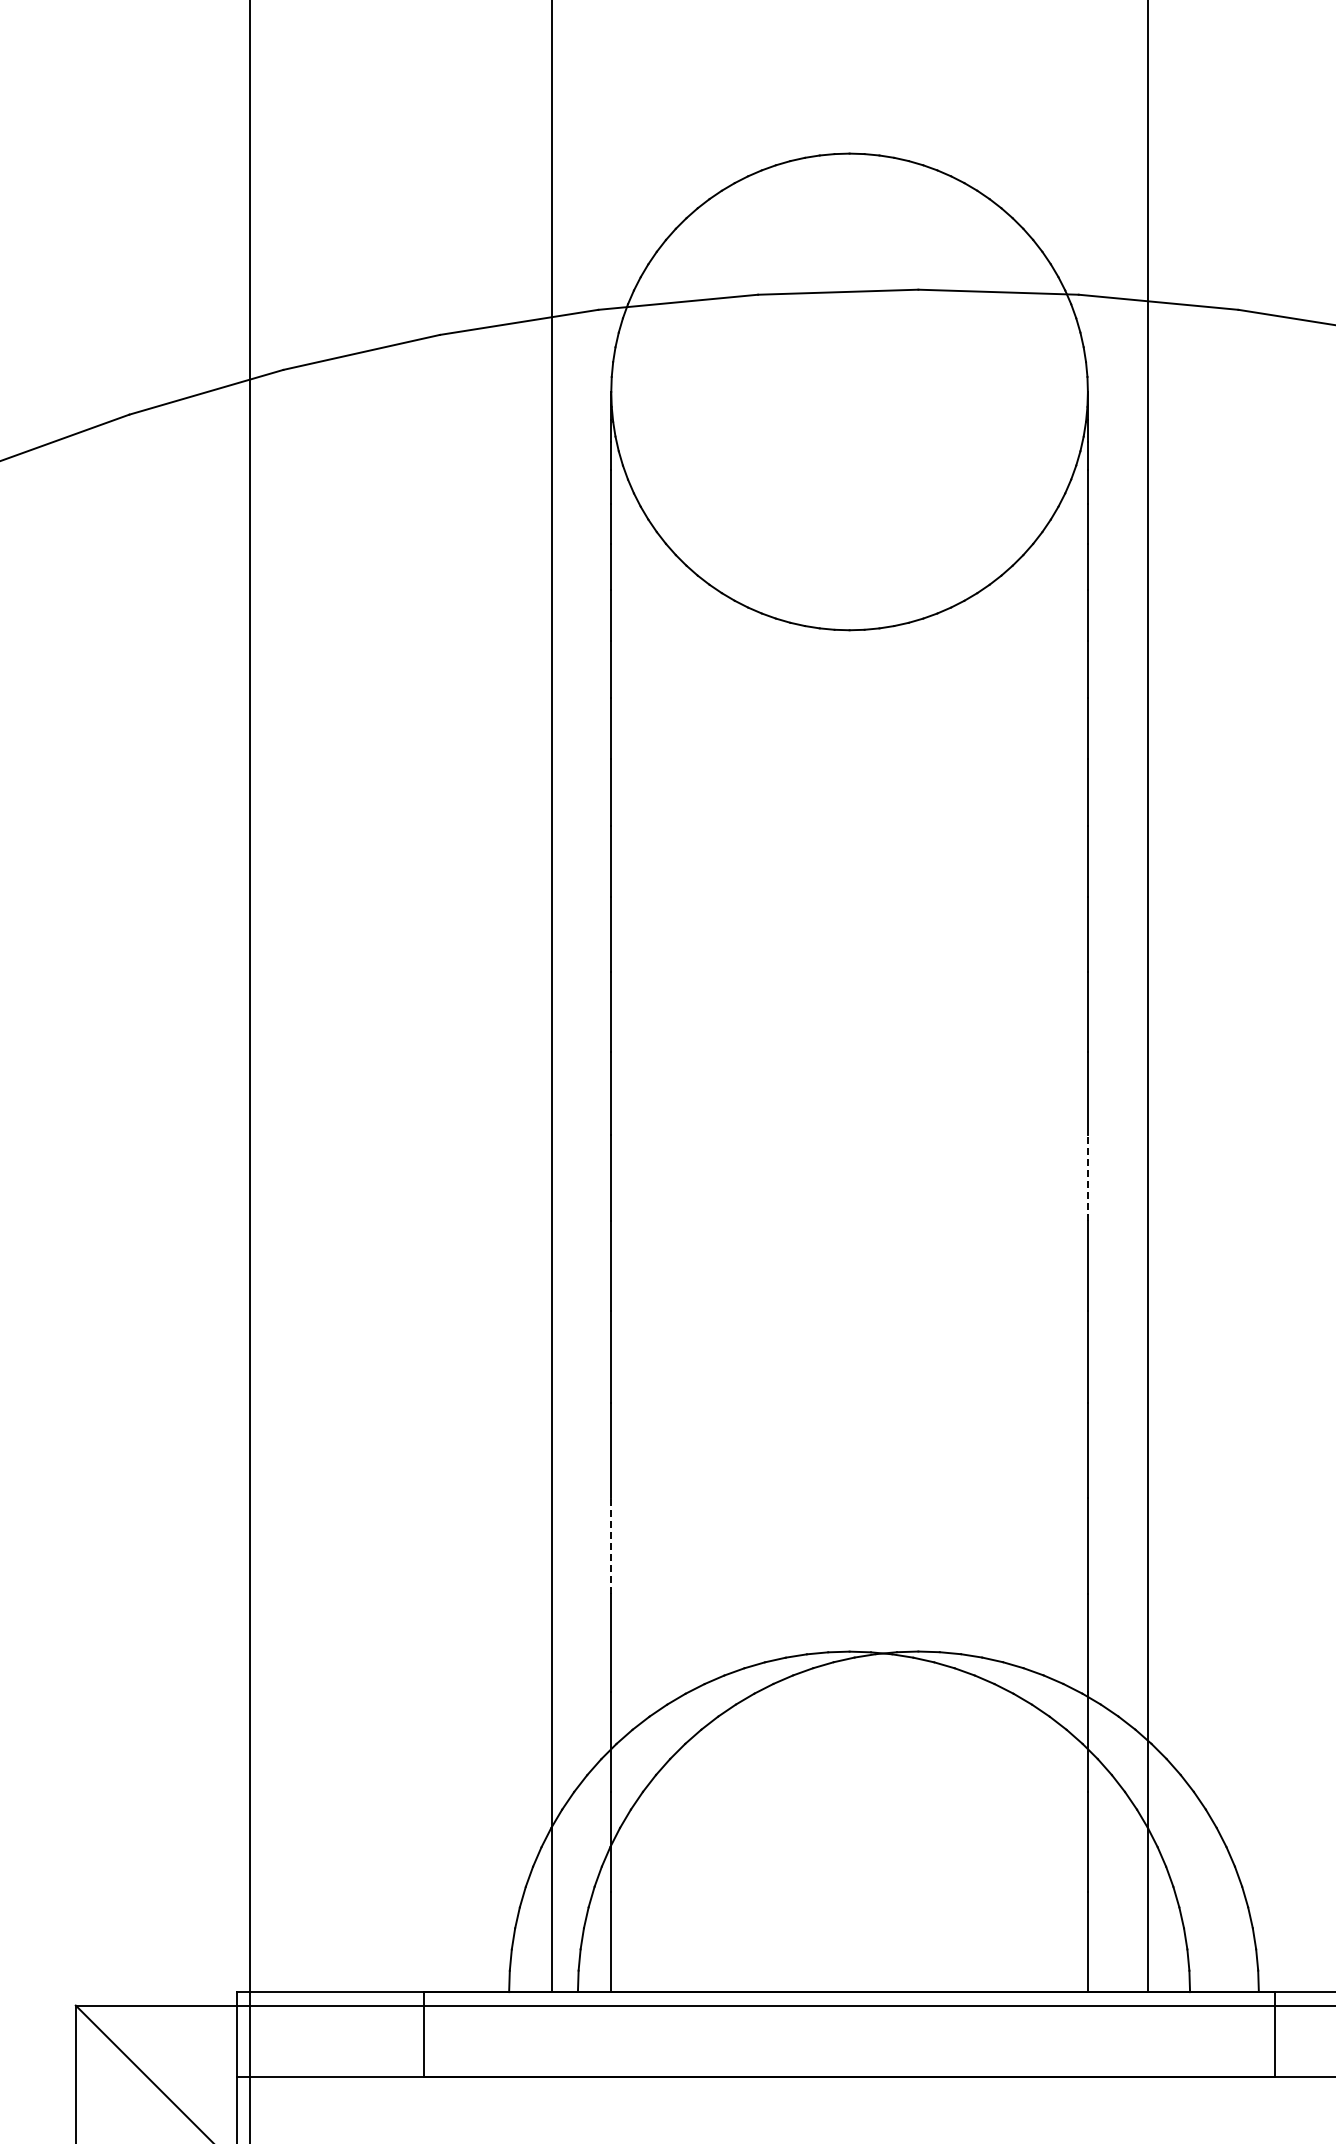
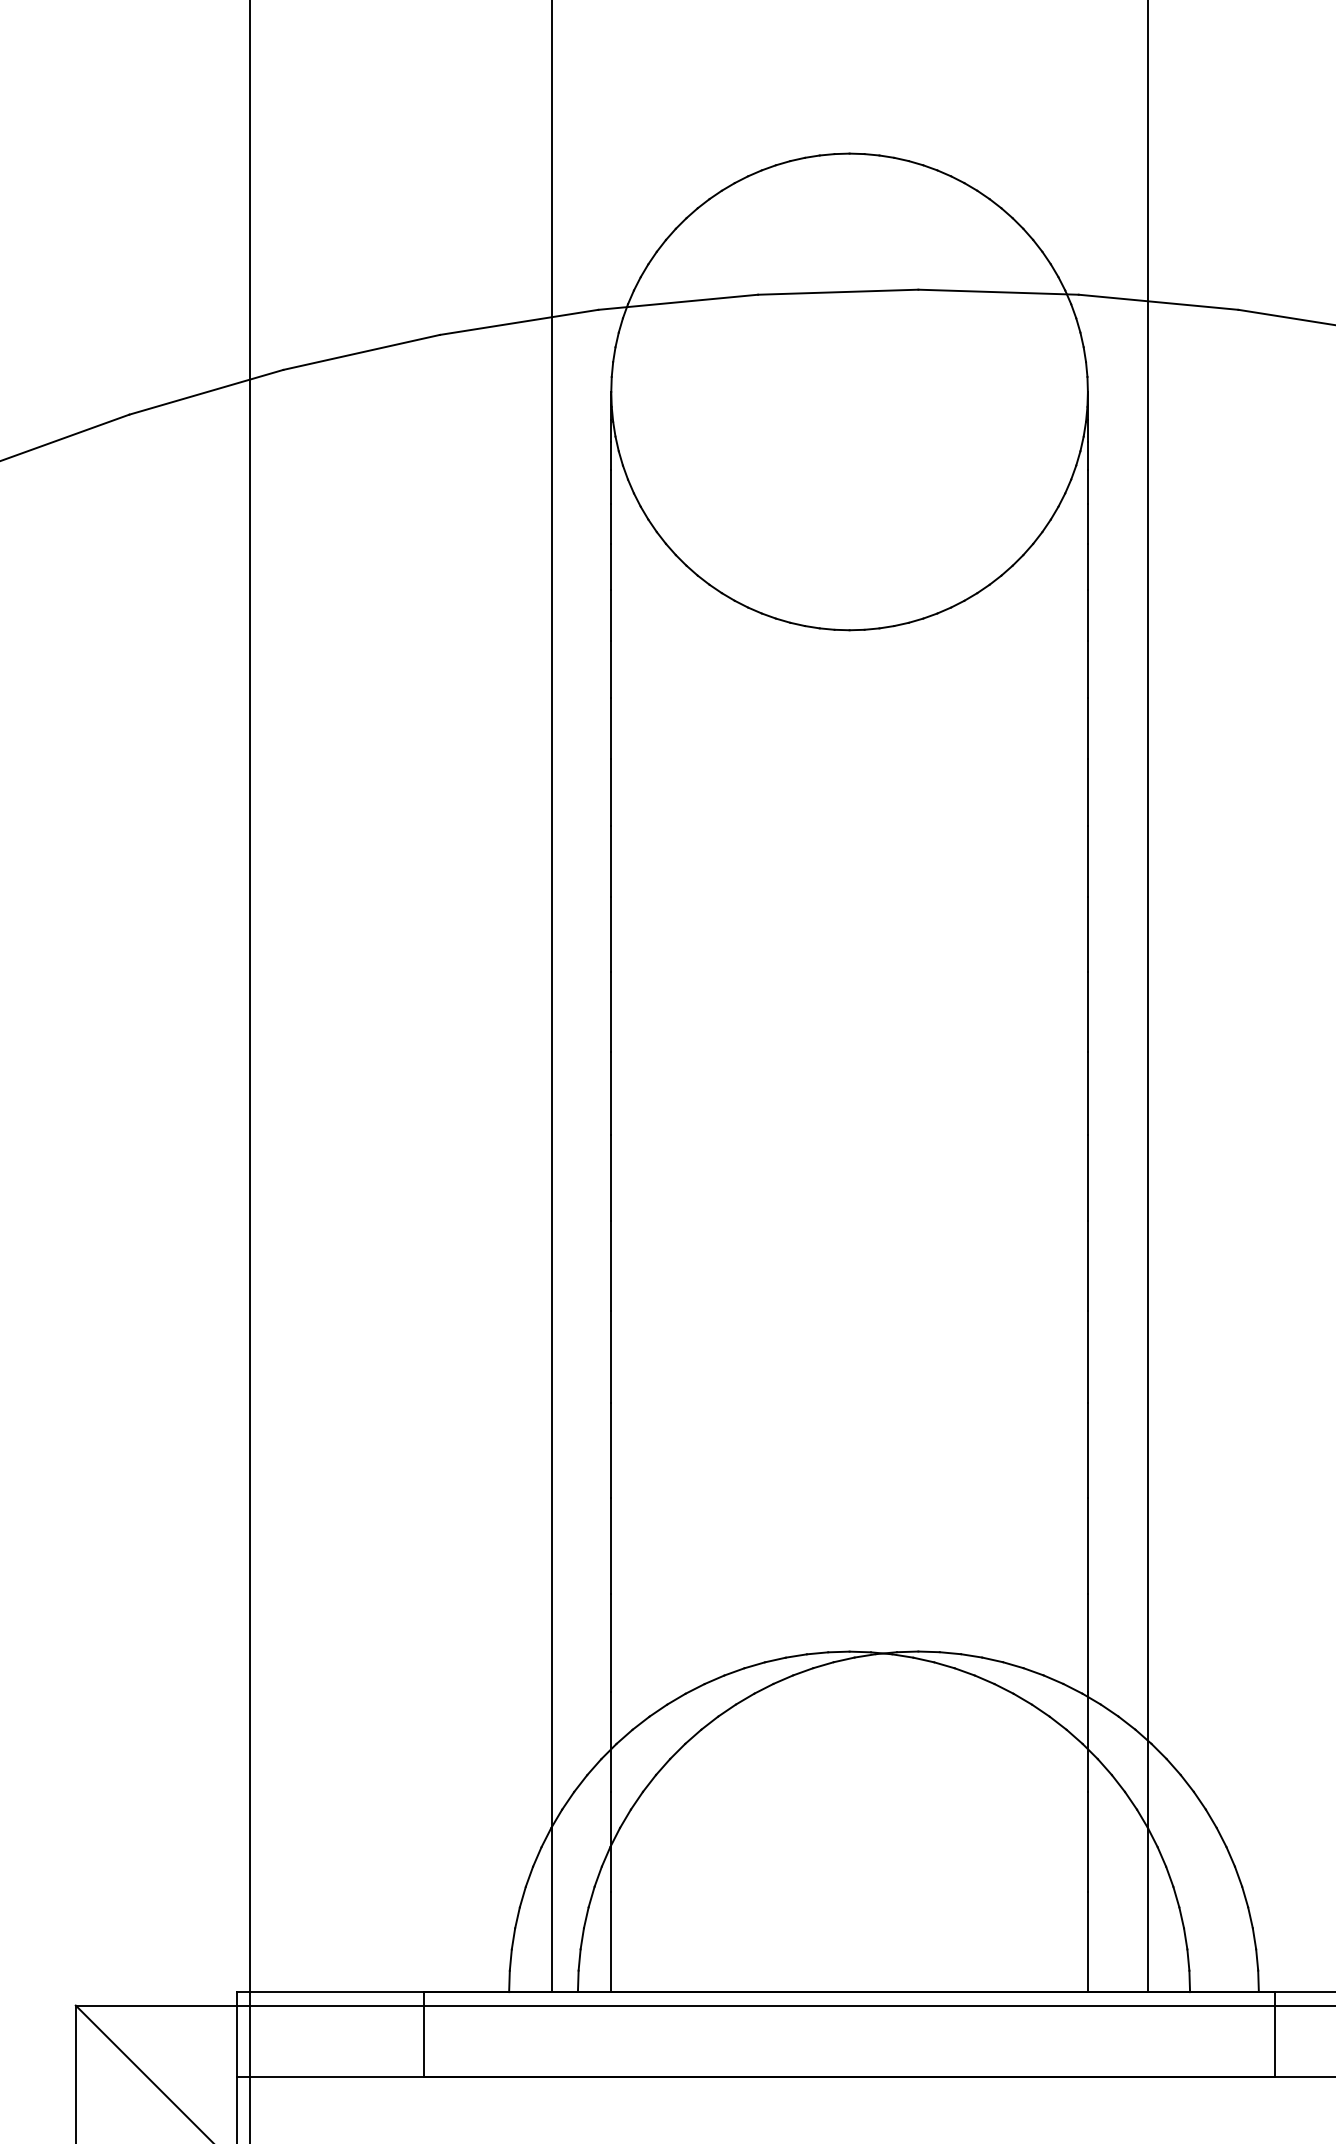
line: dashed -> solid (1087, 1177)
line: dashed -> solid (611, 1545)
